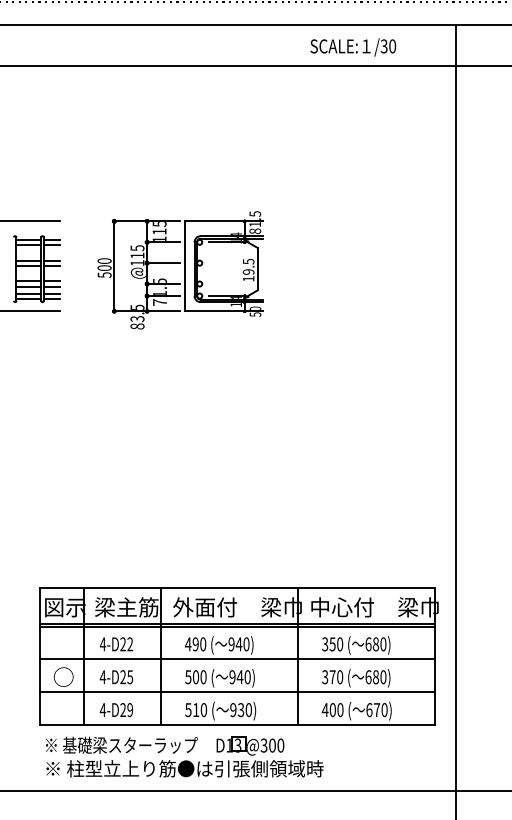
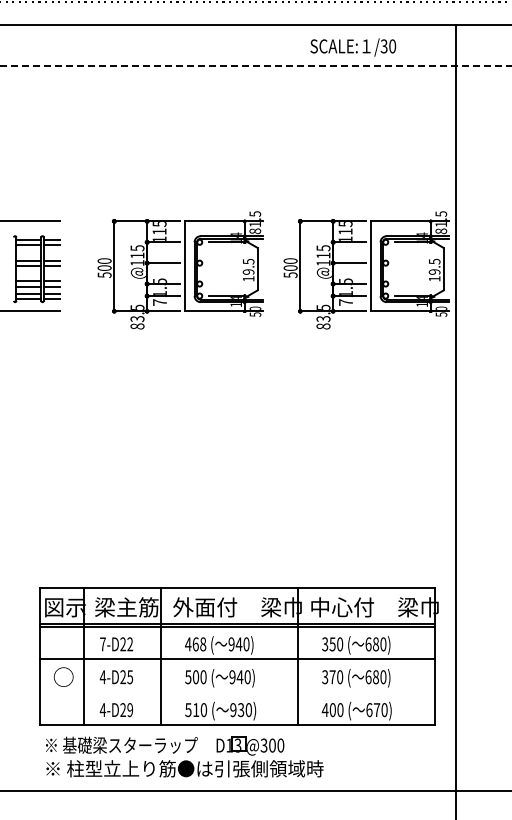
line: solid -> dashed (256, 65)
part: none -> present (366, 270)
text: 4-D22 -> 7-D22 (102, 644)
text: 490 -> 468 (199, 644)
line: present -> none (237, 692)
